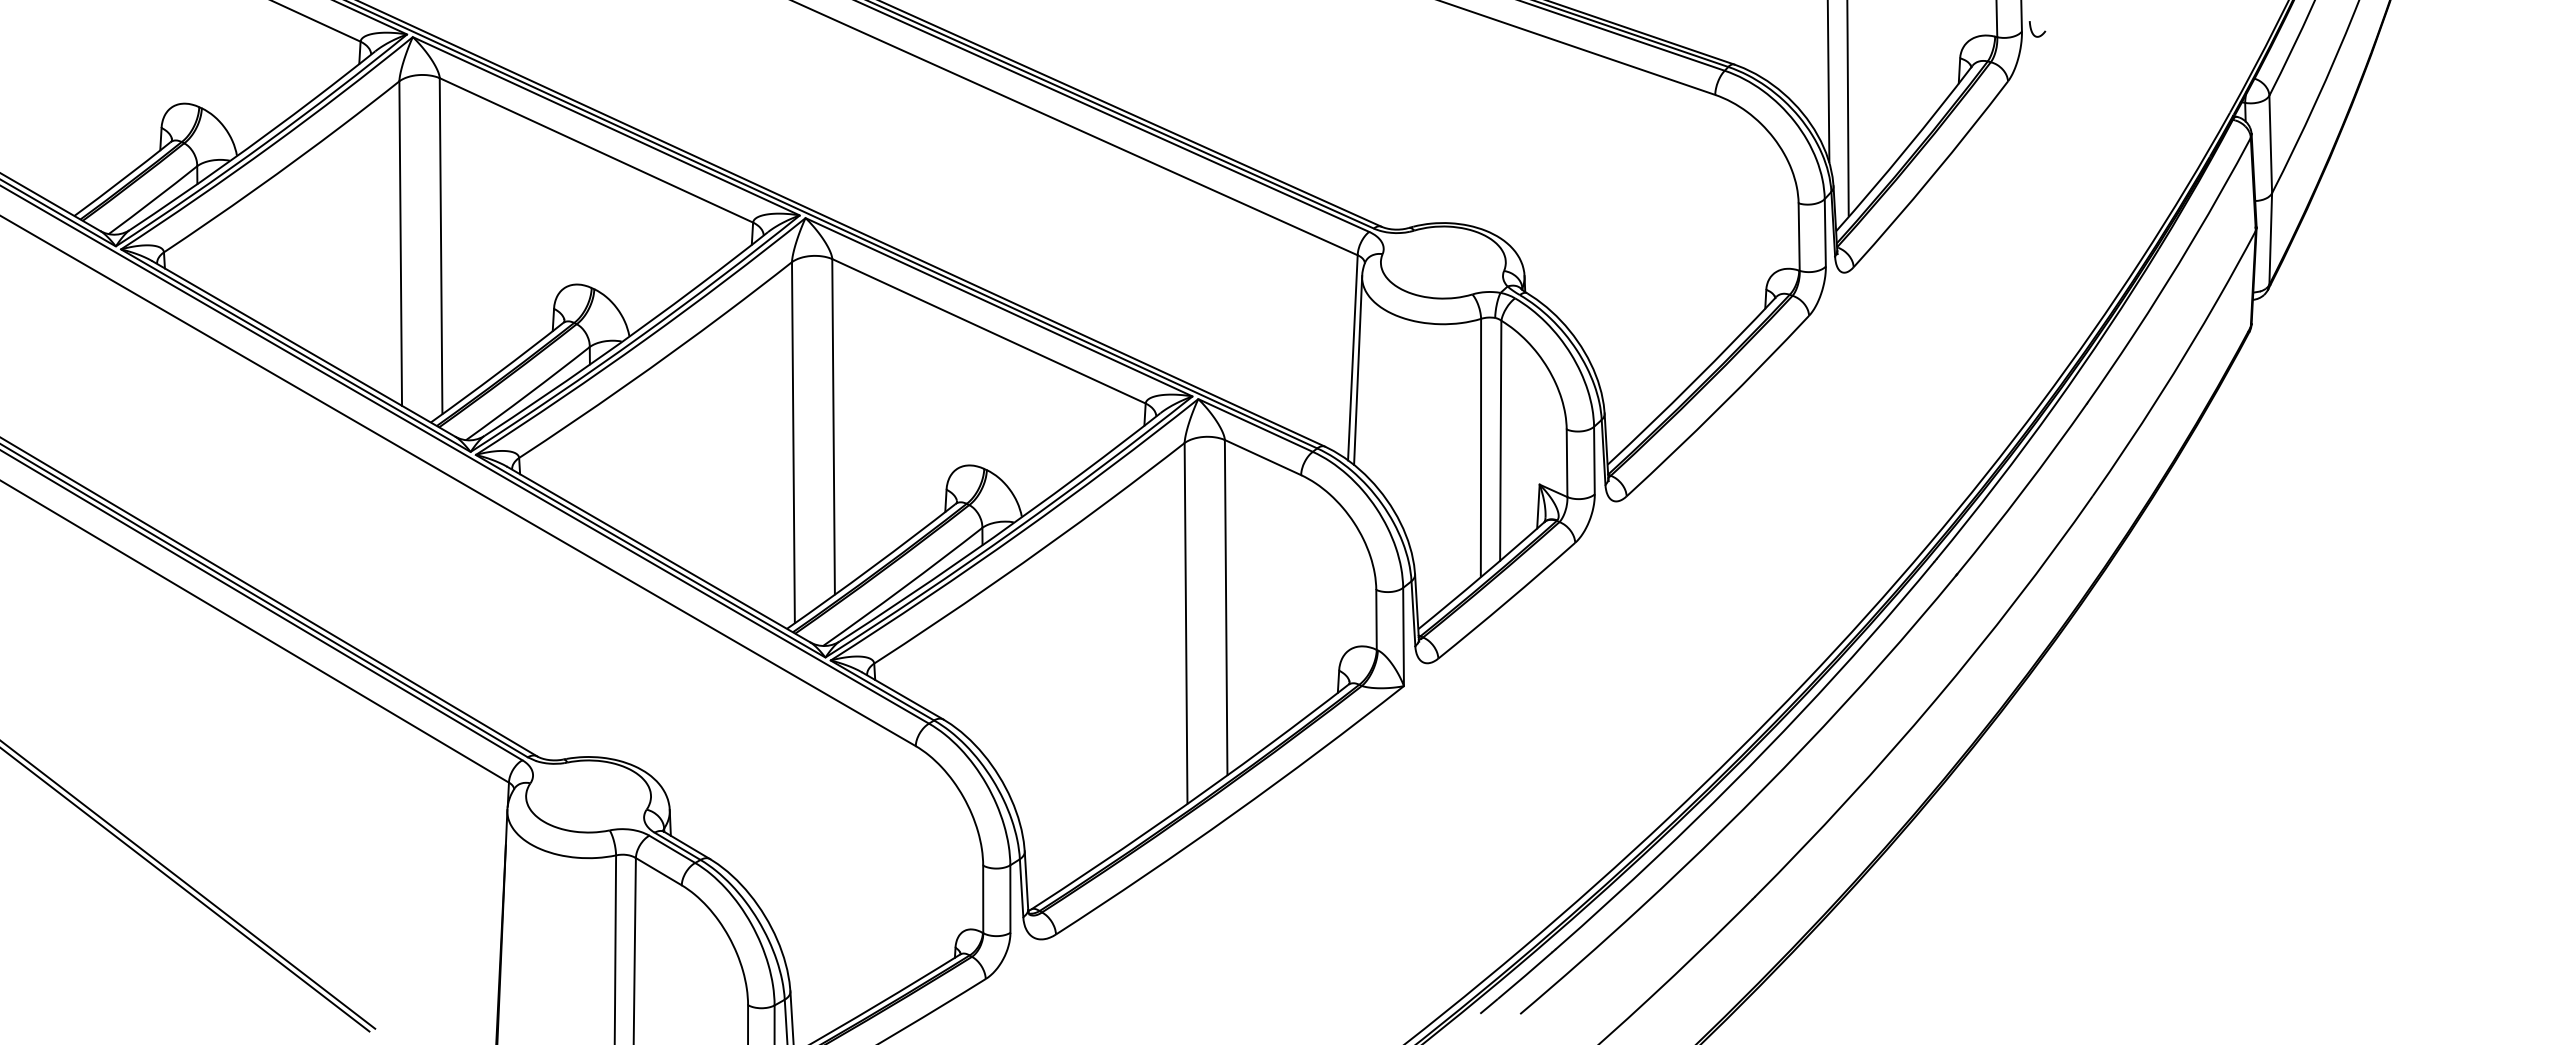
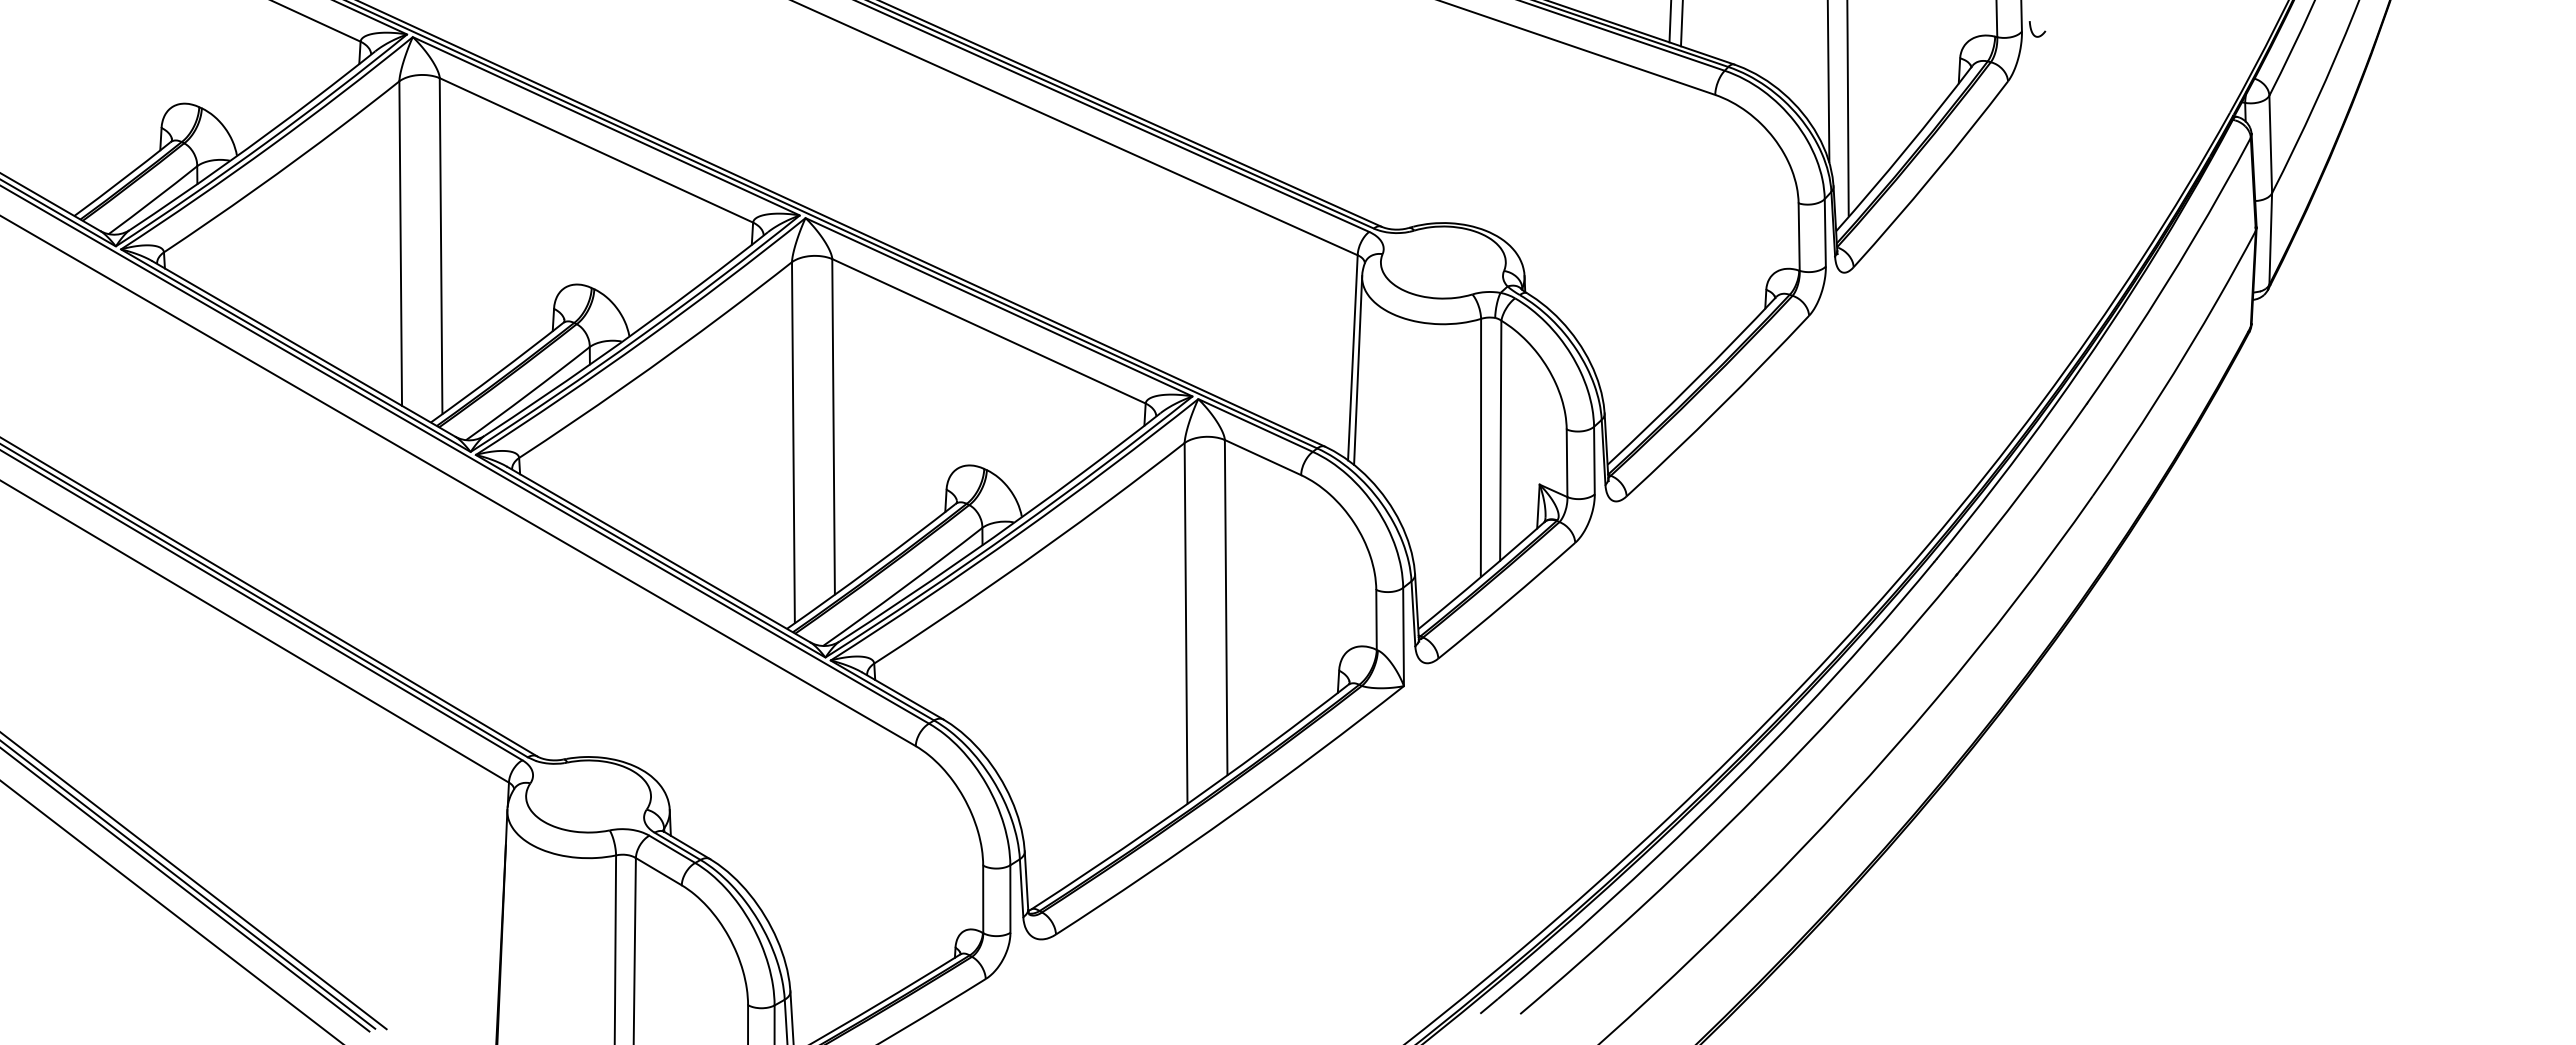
line: none -> present (1670, 22)
line: none -> present (1681, 24)
line: none -> present (194, 881)
line: none -> present (171, 911)
